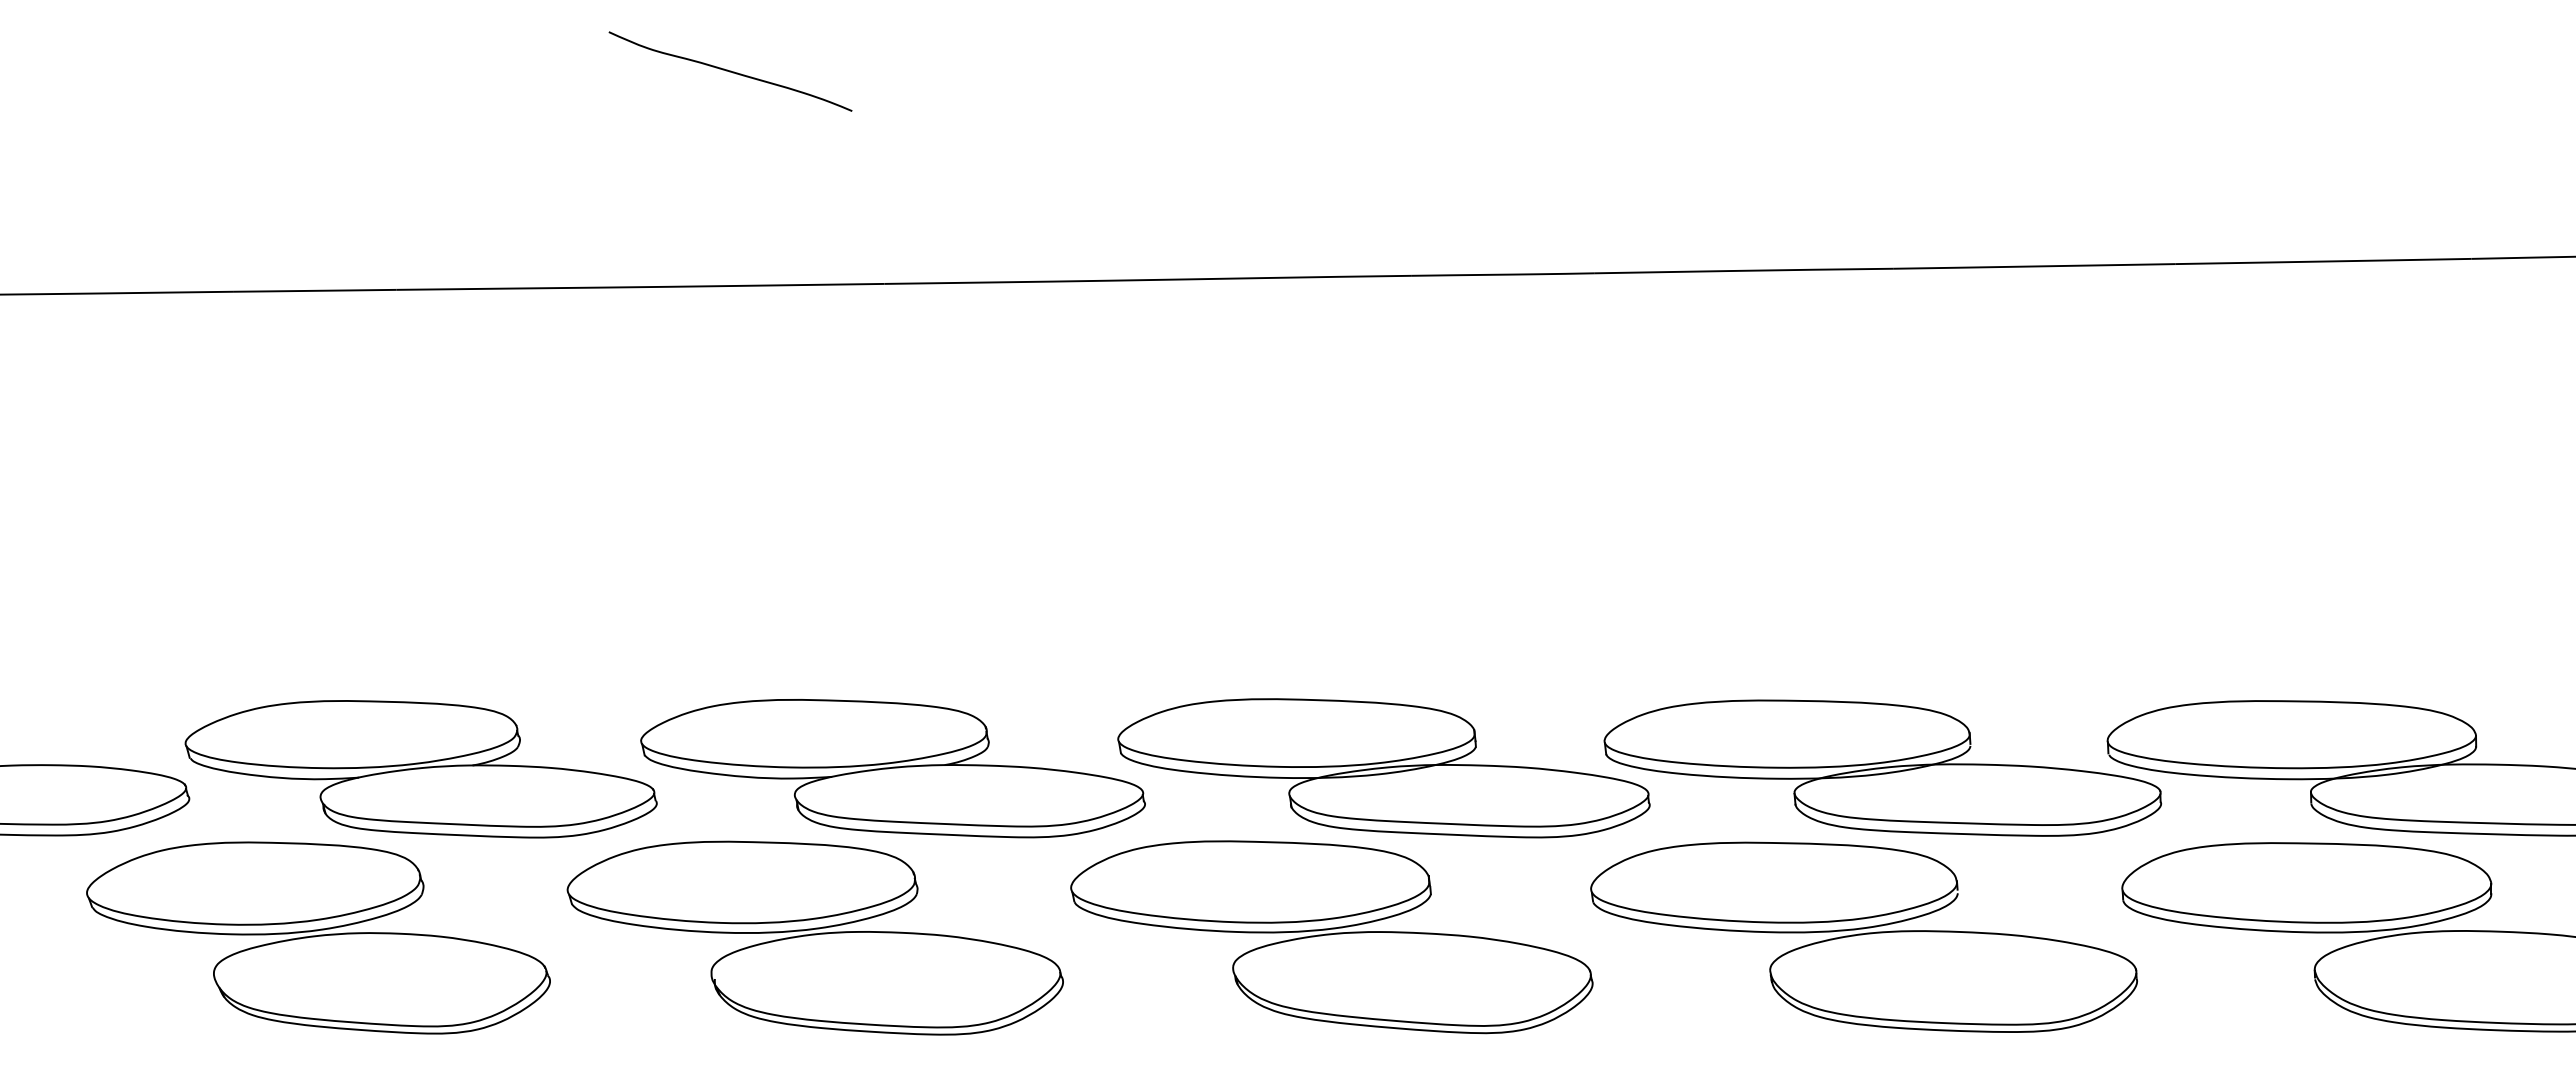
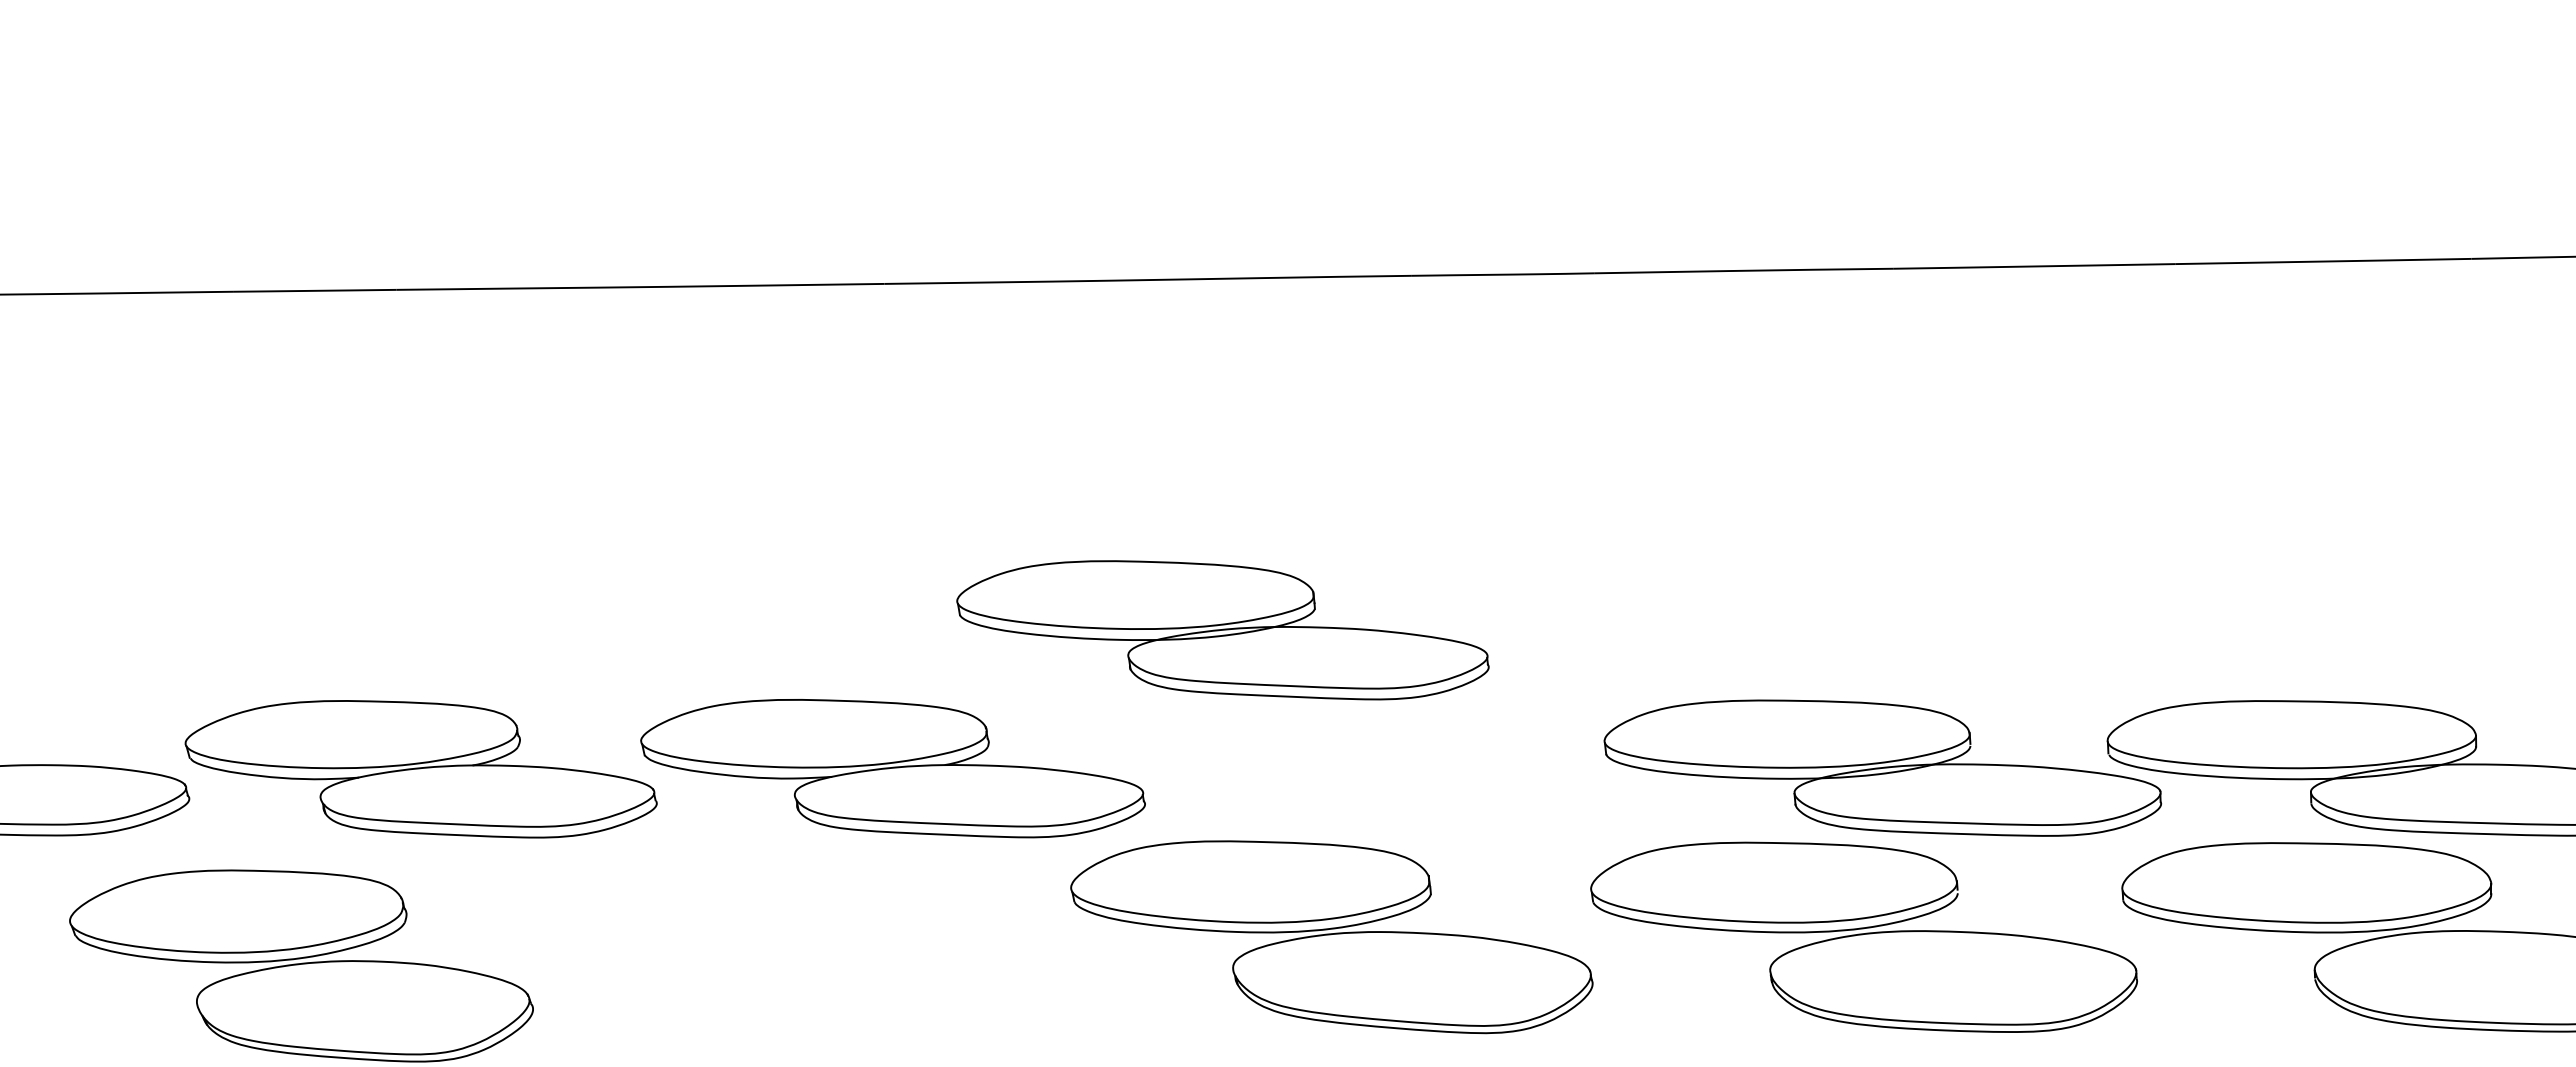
curve: present -> none (730, 71)
part position: (1383, 768) -> (1222, 630) (1222, 630)
part position: (318, 937) -> (301, 965) (301, 965)
part: present -> none (814, 937)
